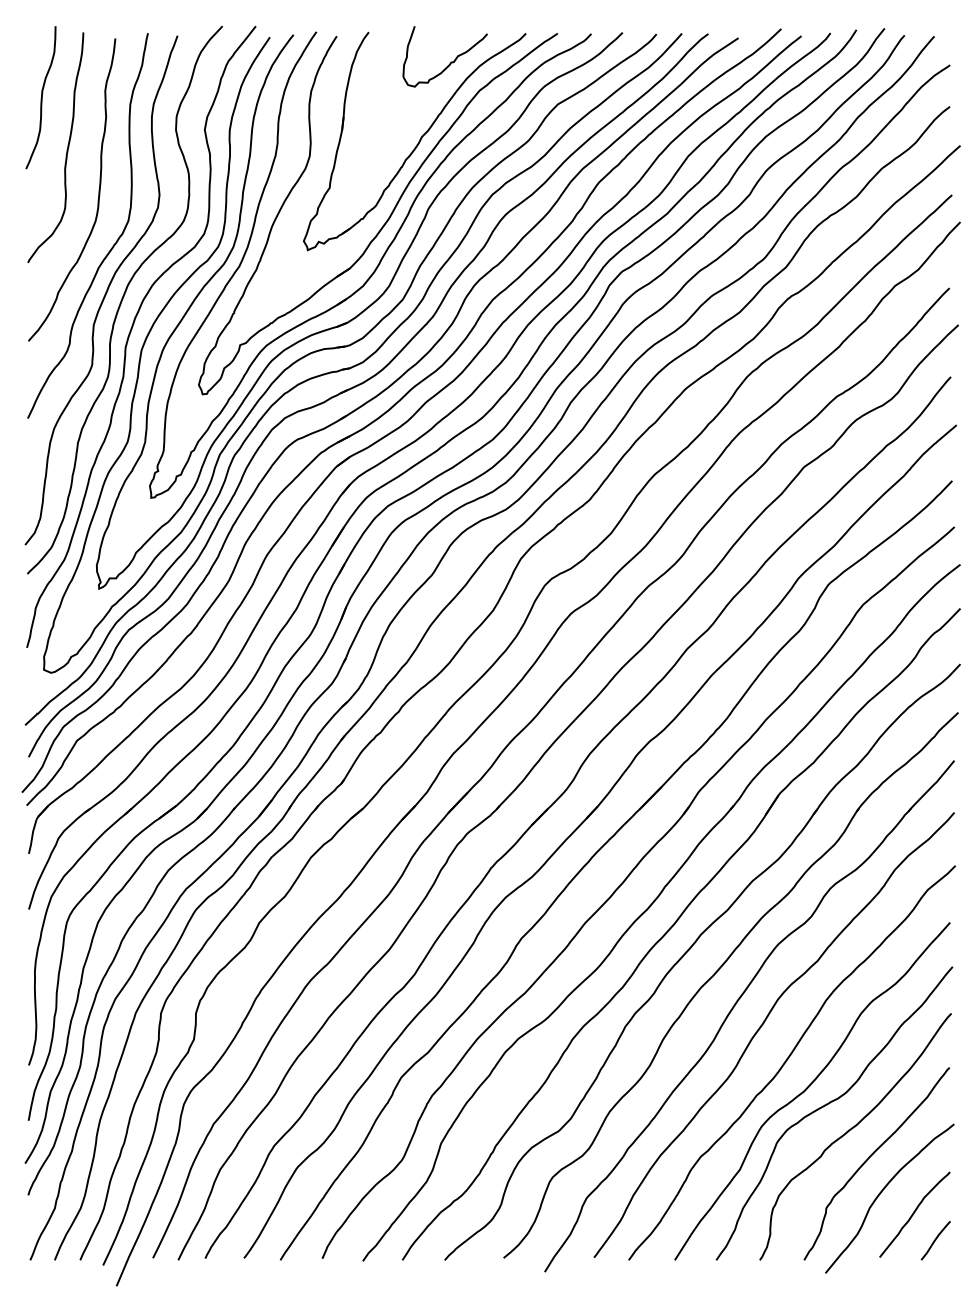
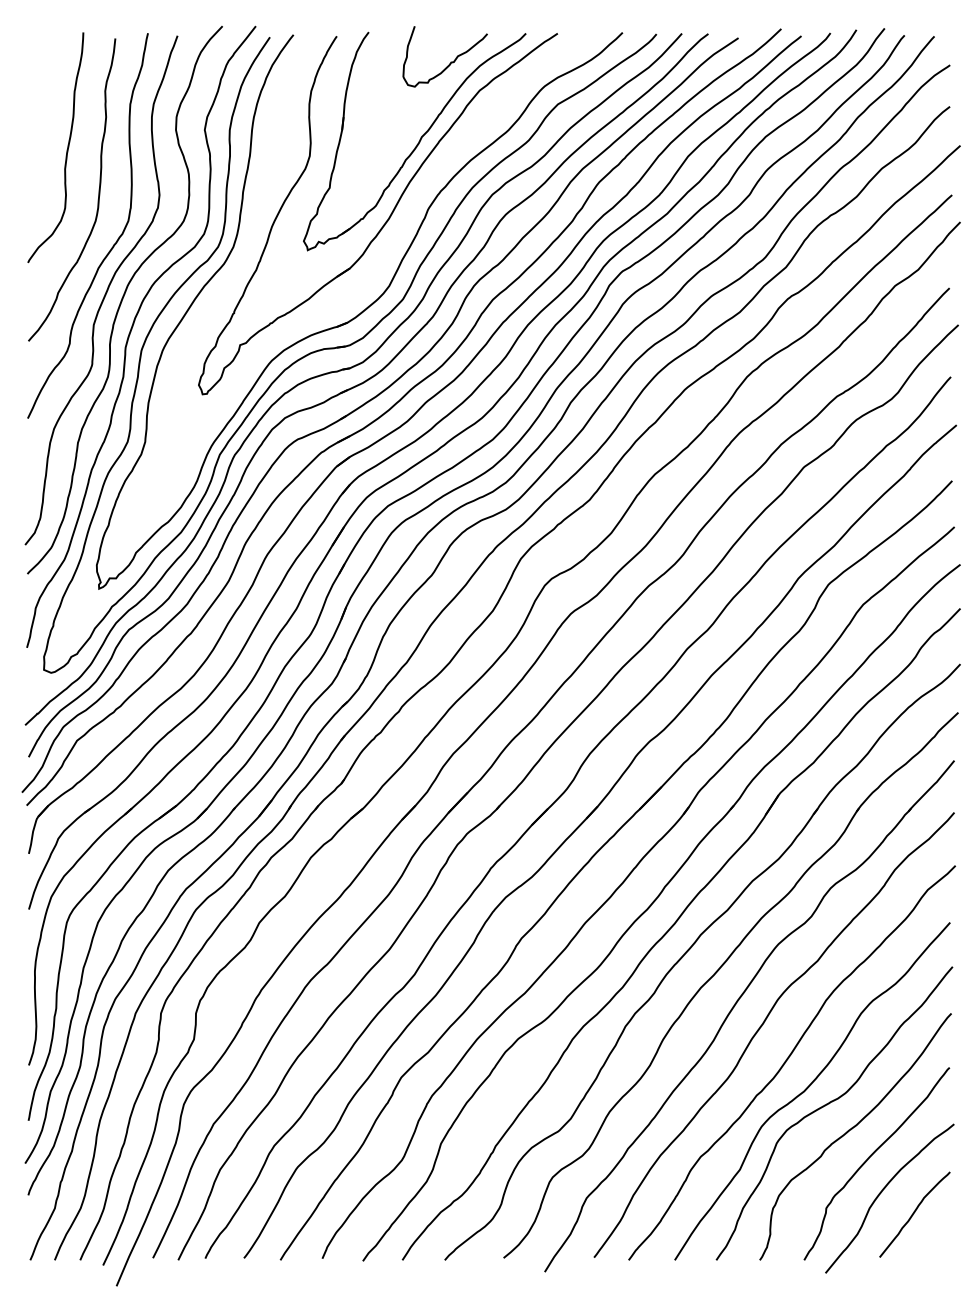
curve: present -> none (41, 97)
part: present -> none (376, 266)
curve: present -> none (935, 1240)
